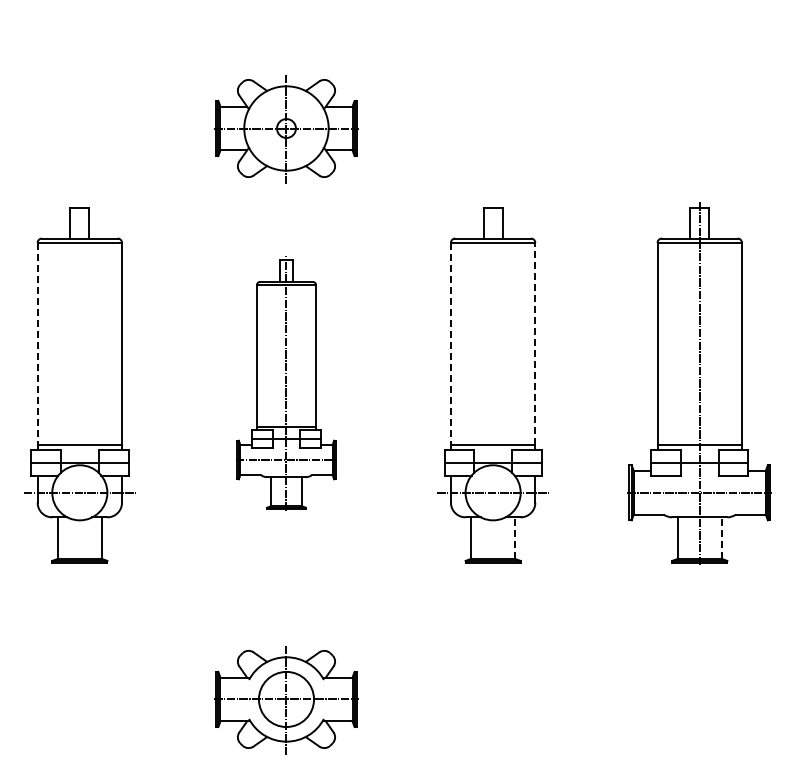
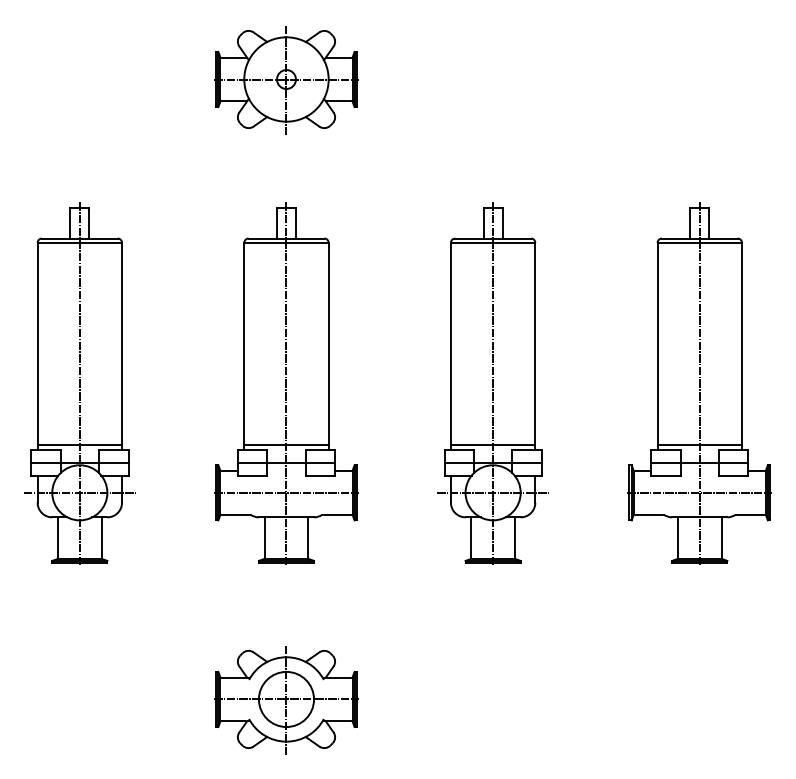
part position: (286, 129) -> (286, 80) (286, 80)
line: dashed -> solid (535, 343)
line: dashed -> solid (37, 344)
line: dashed -> solid (450, 344)
line: none -> present (79, 383)
part size: 101x255 px -> 145x363 px (286, 383)
line: none -> present (493, 383)
line: dashed -> solid (515, 538)
line: dashed -> solid (721, 538)
